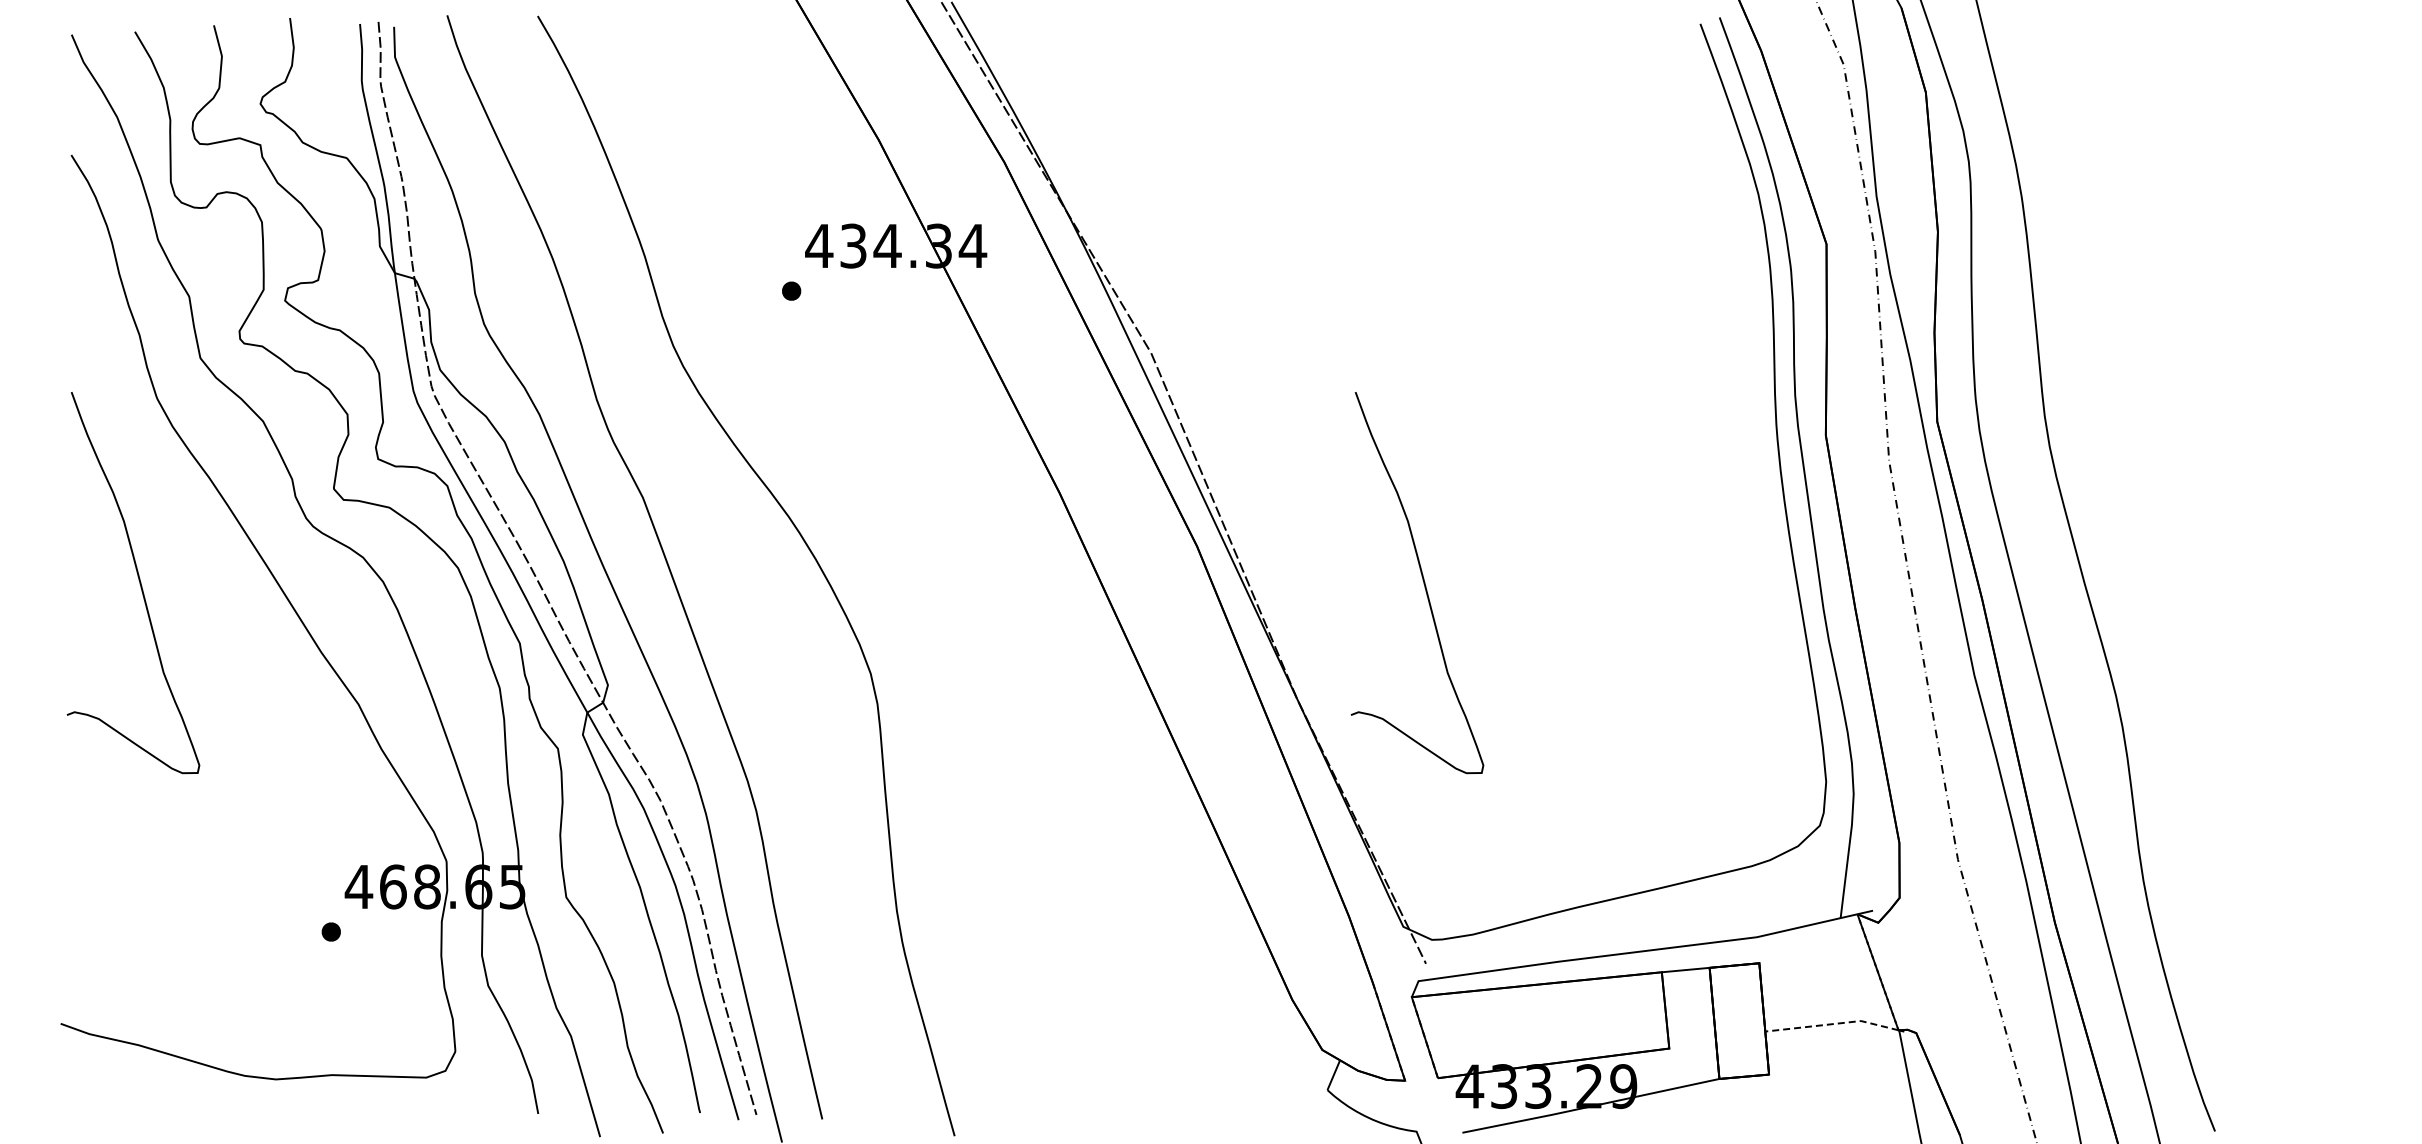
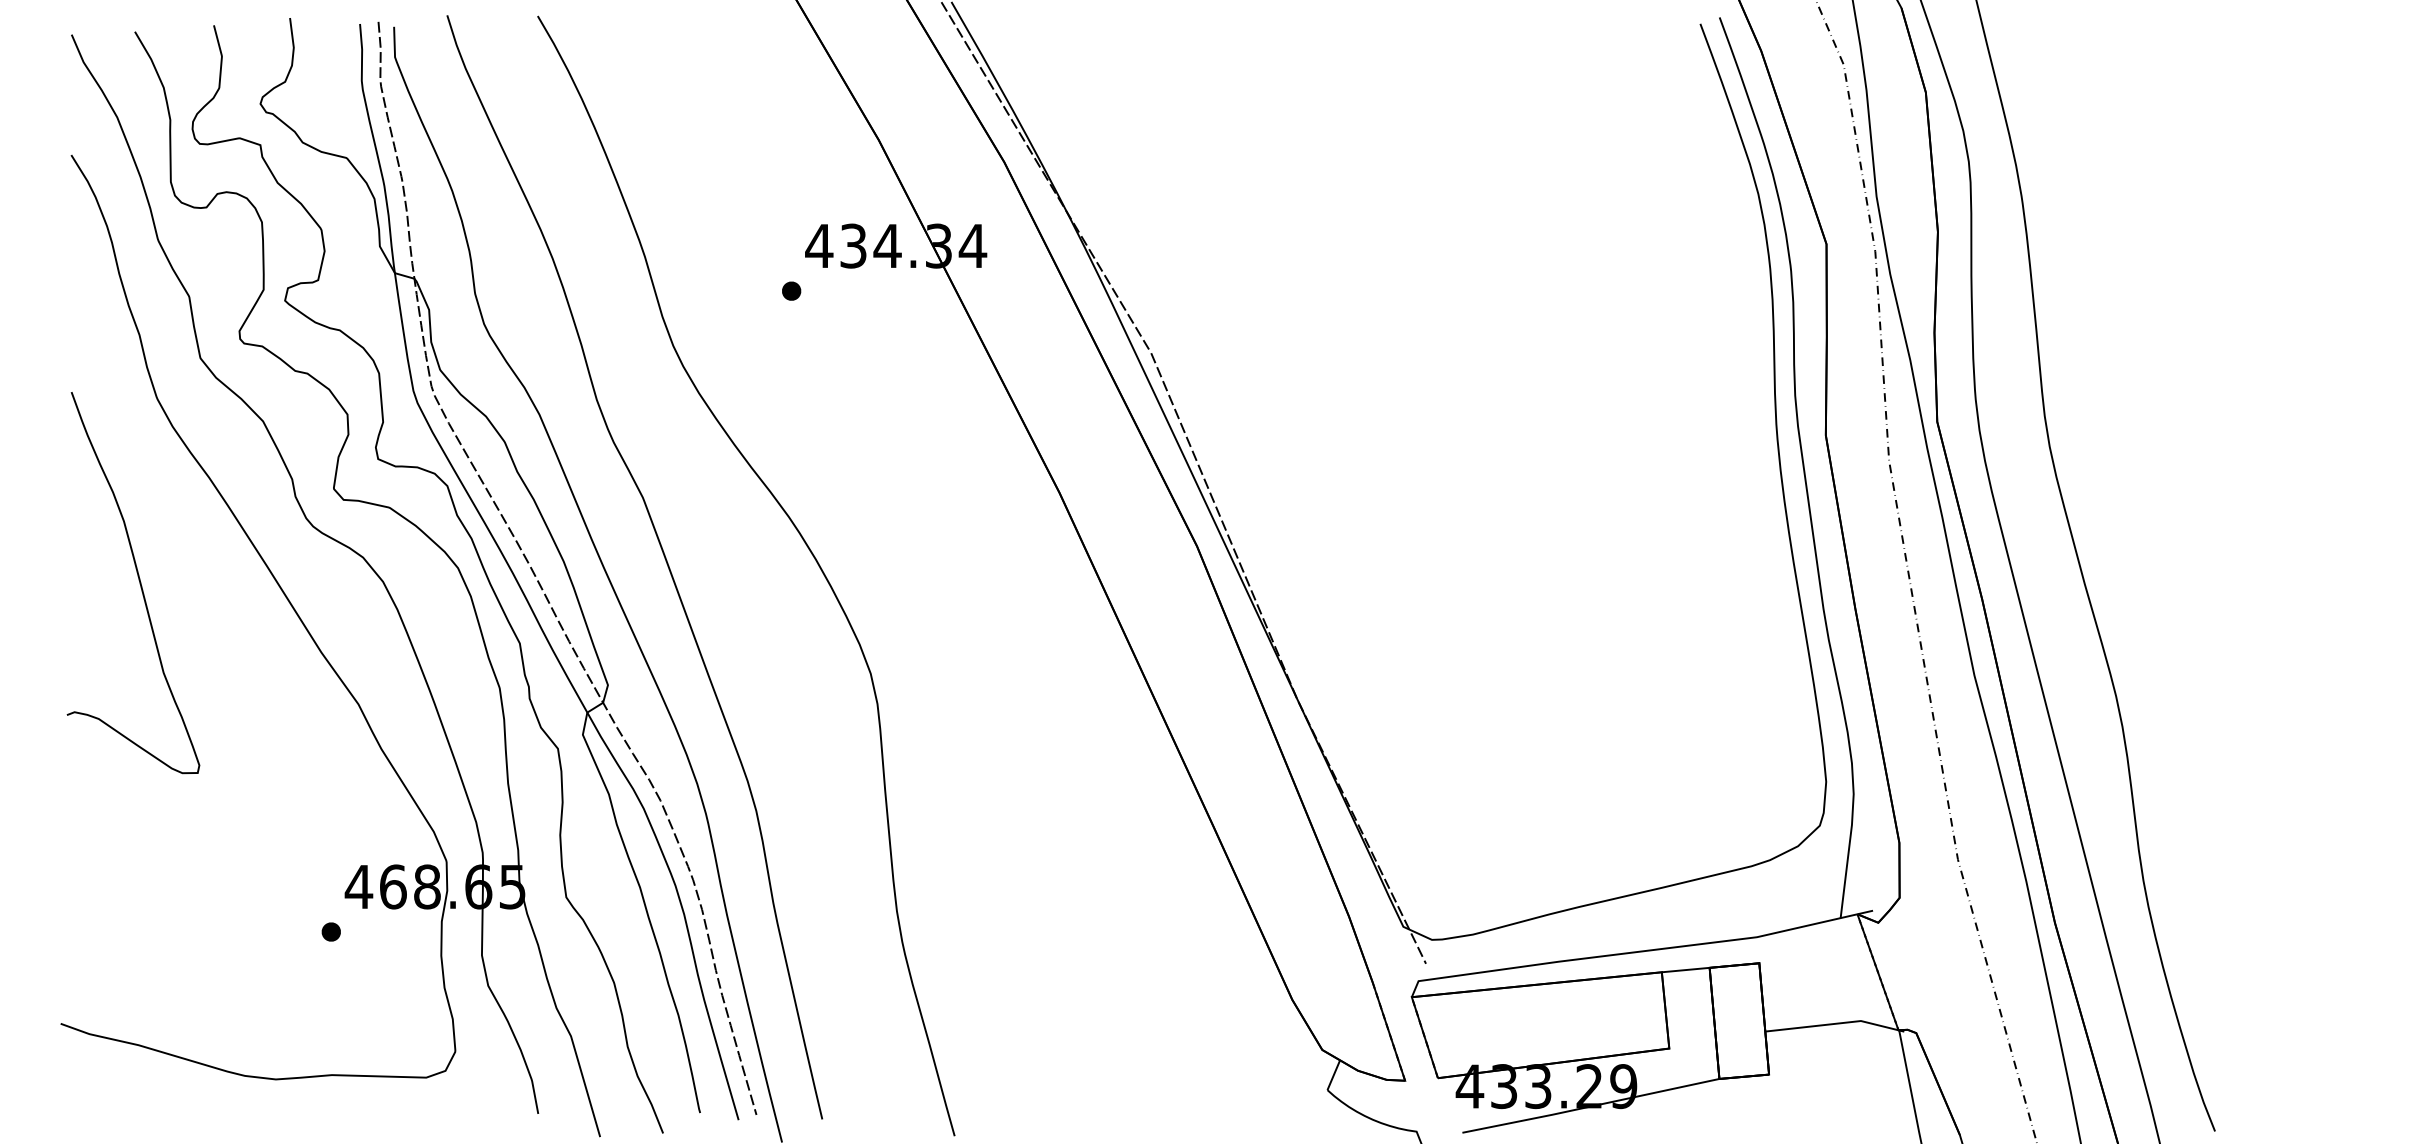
curve: present -> none (1422, 580)
line: dashed -> solid (1832, 1024)
